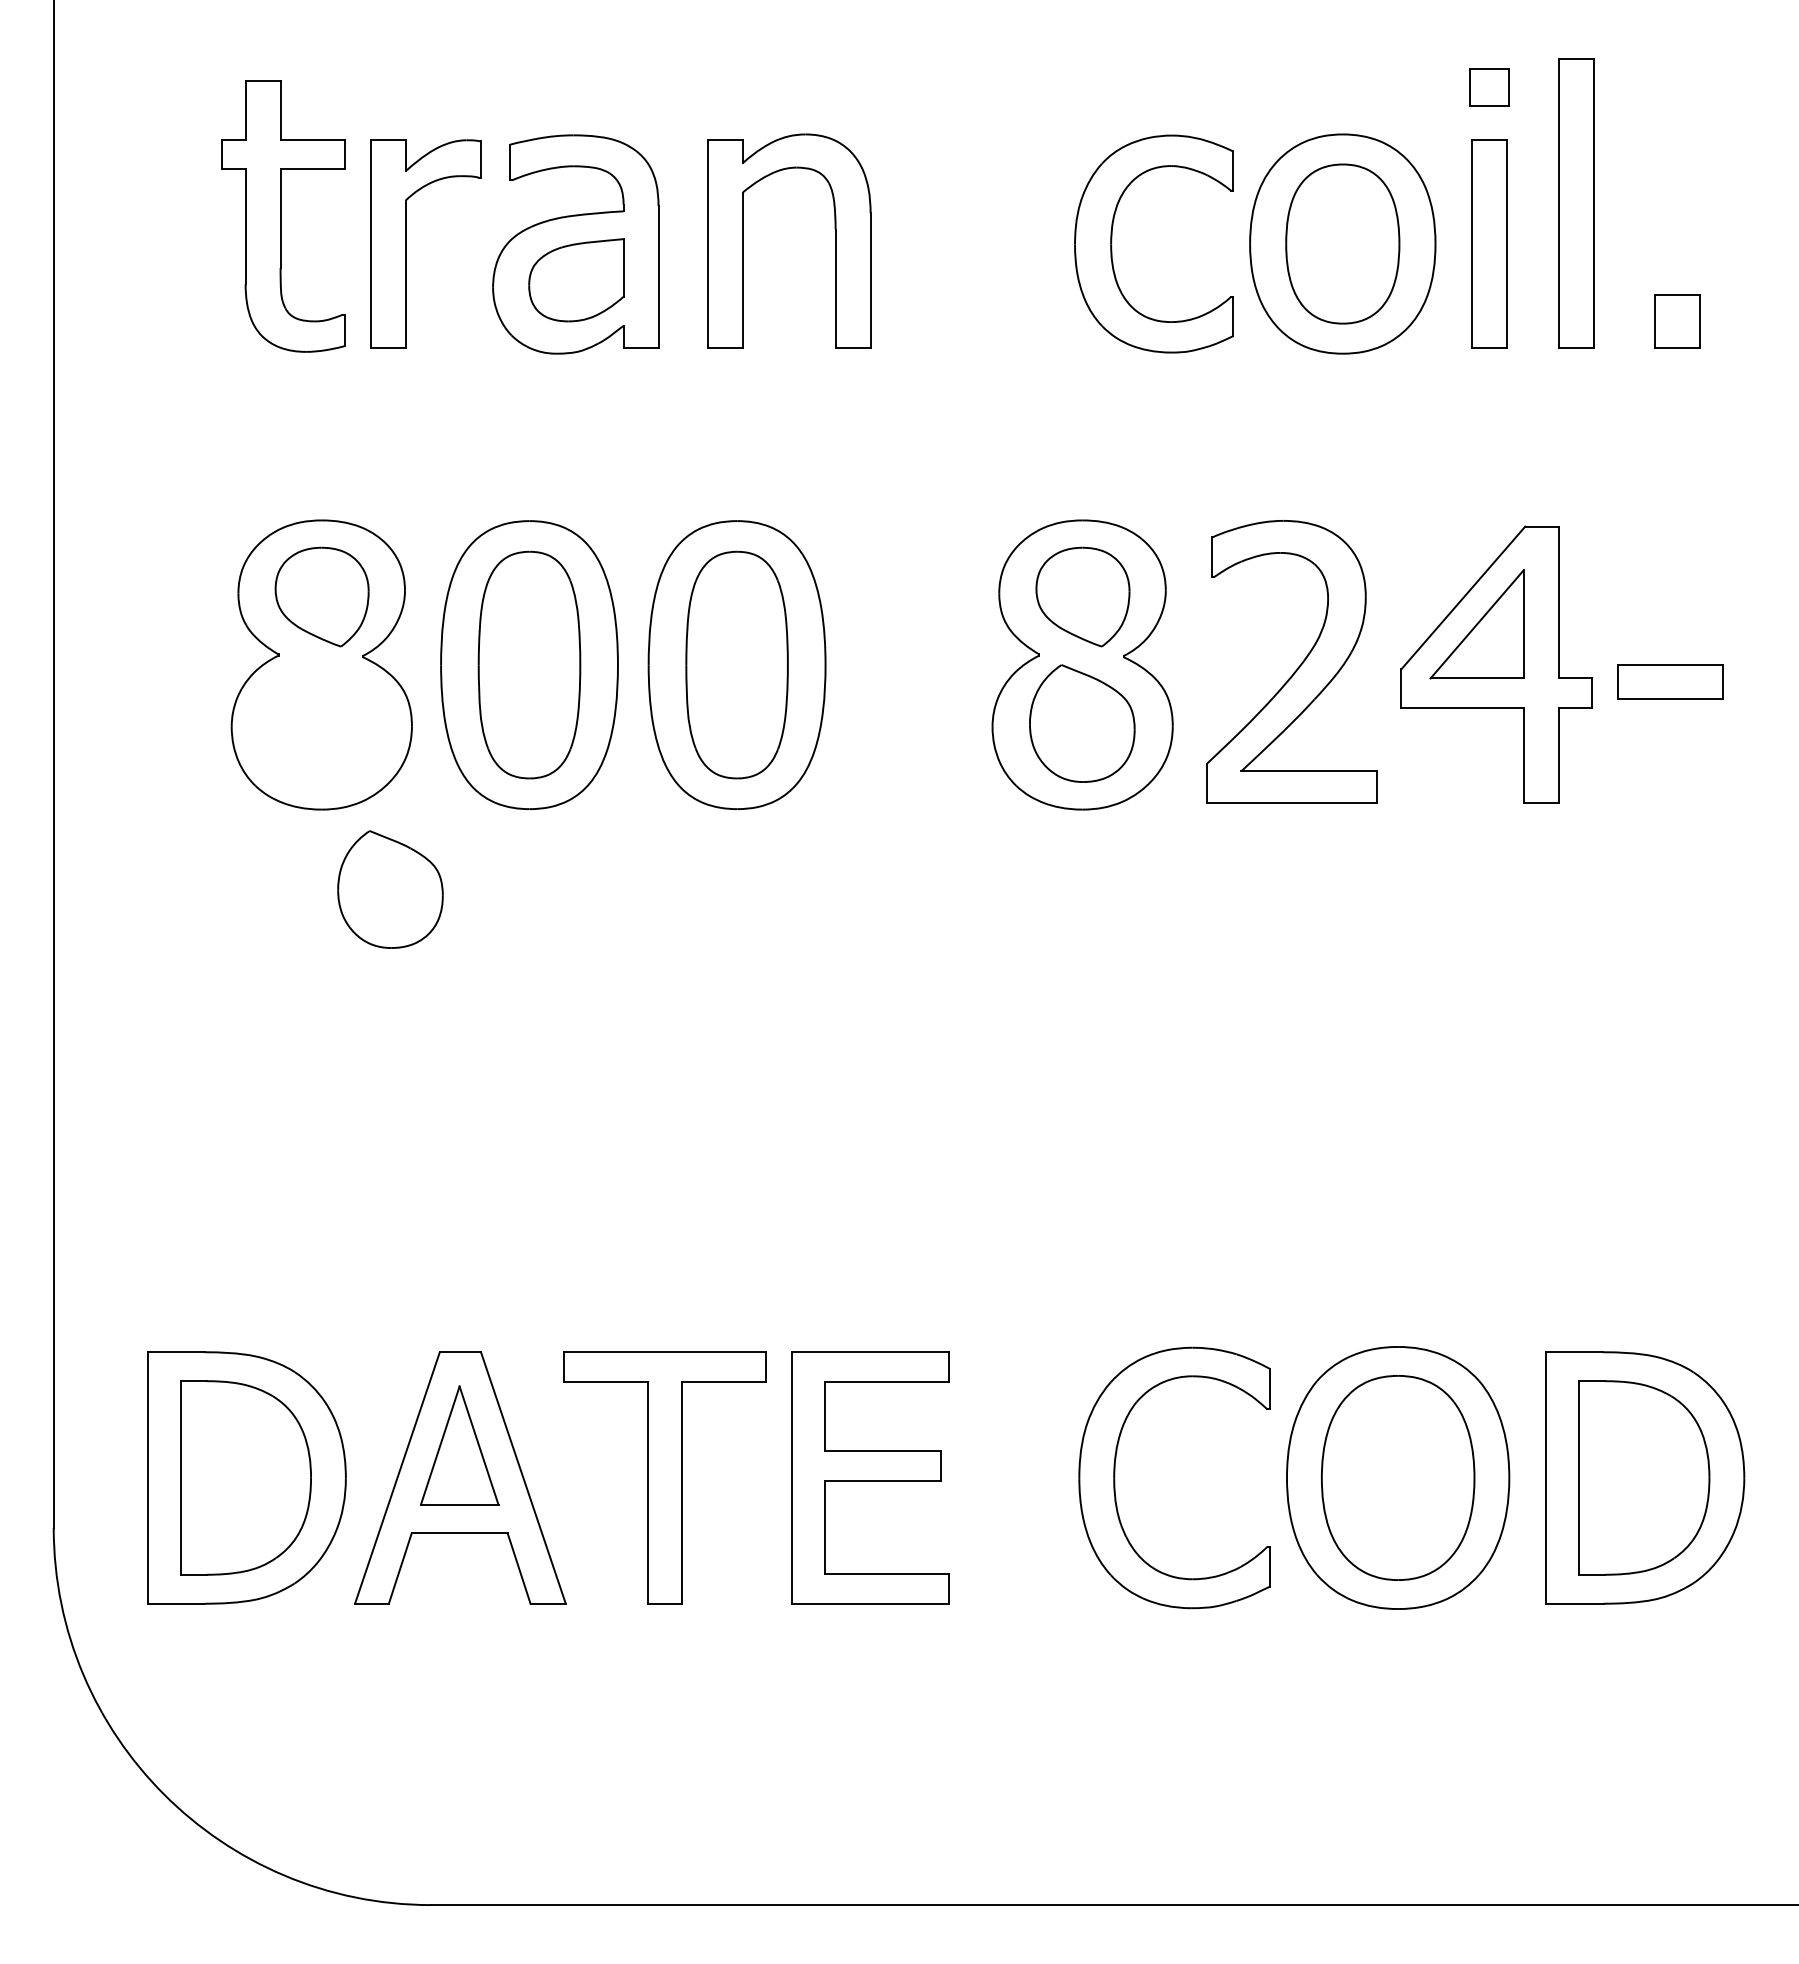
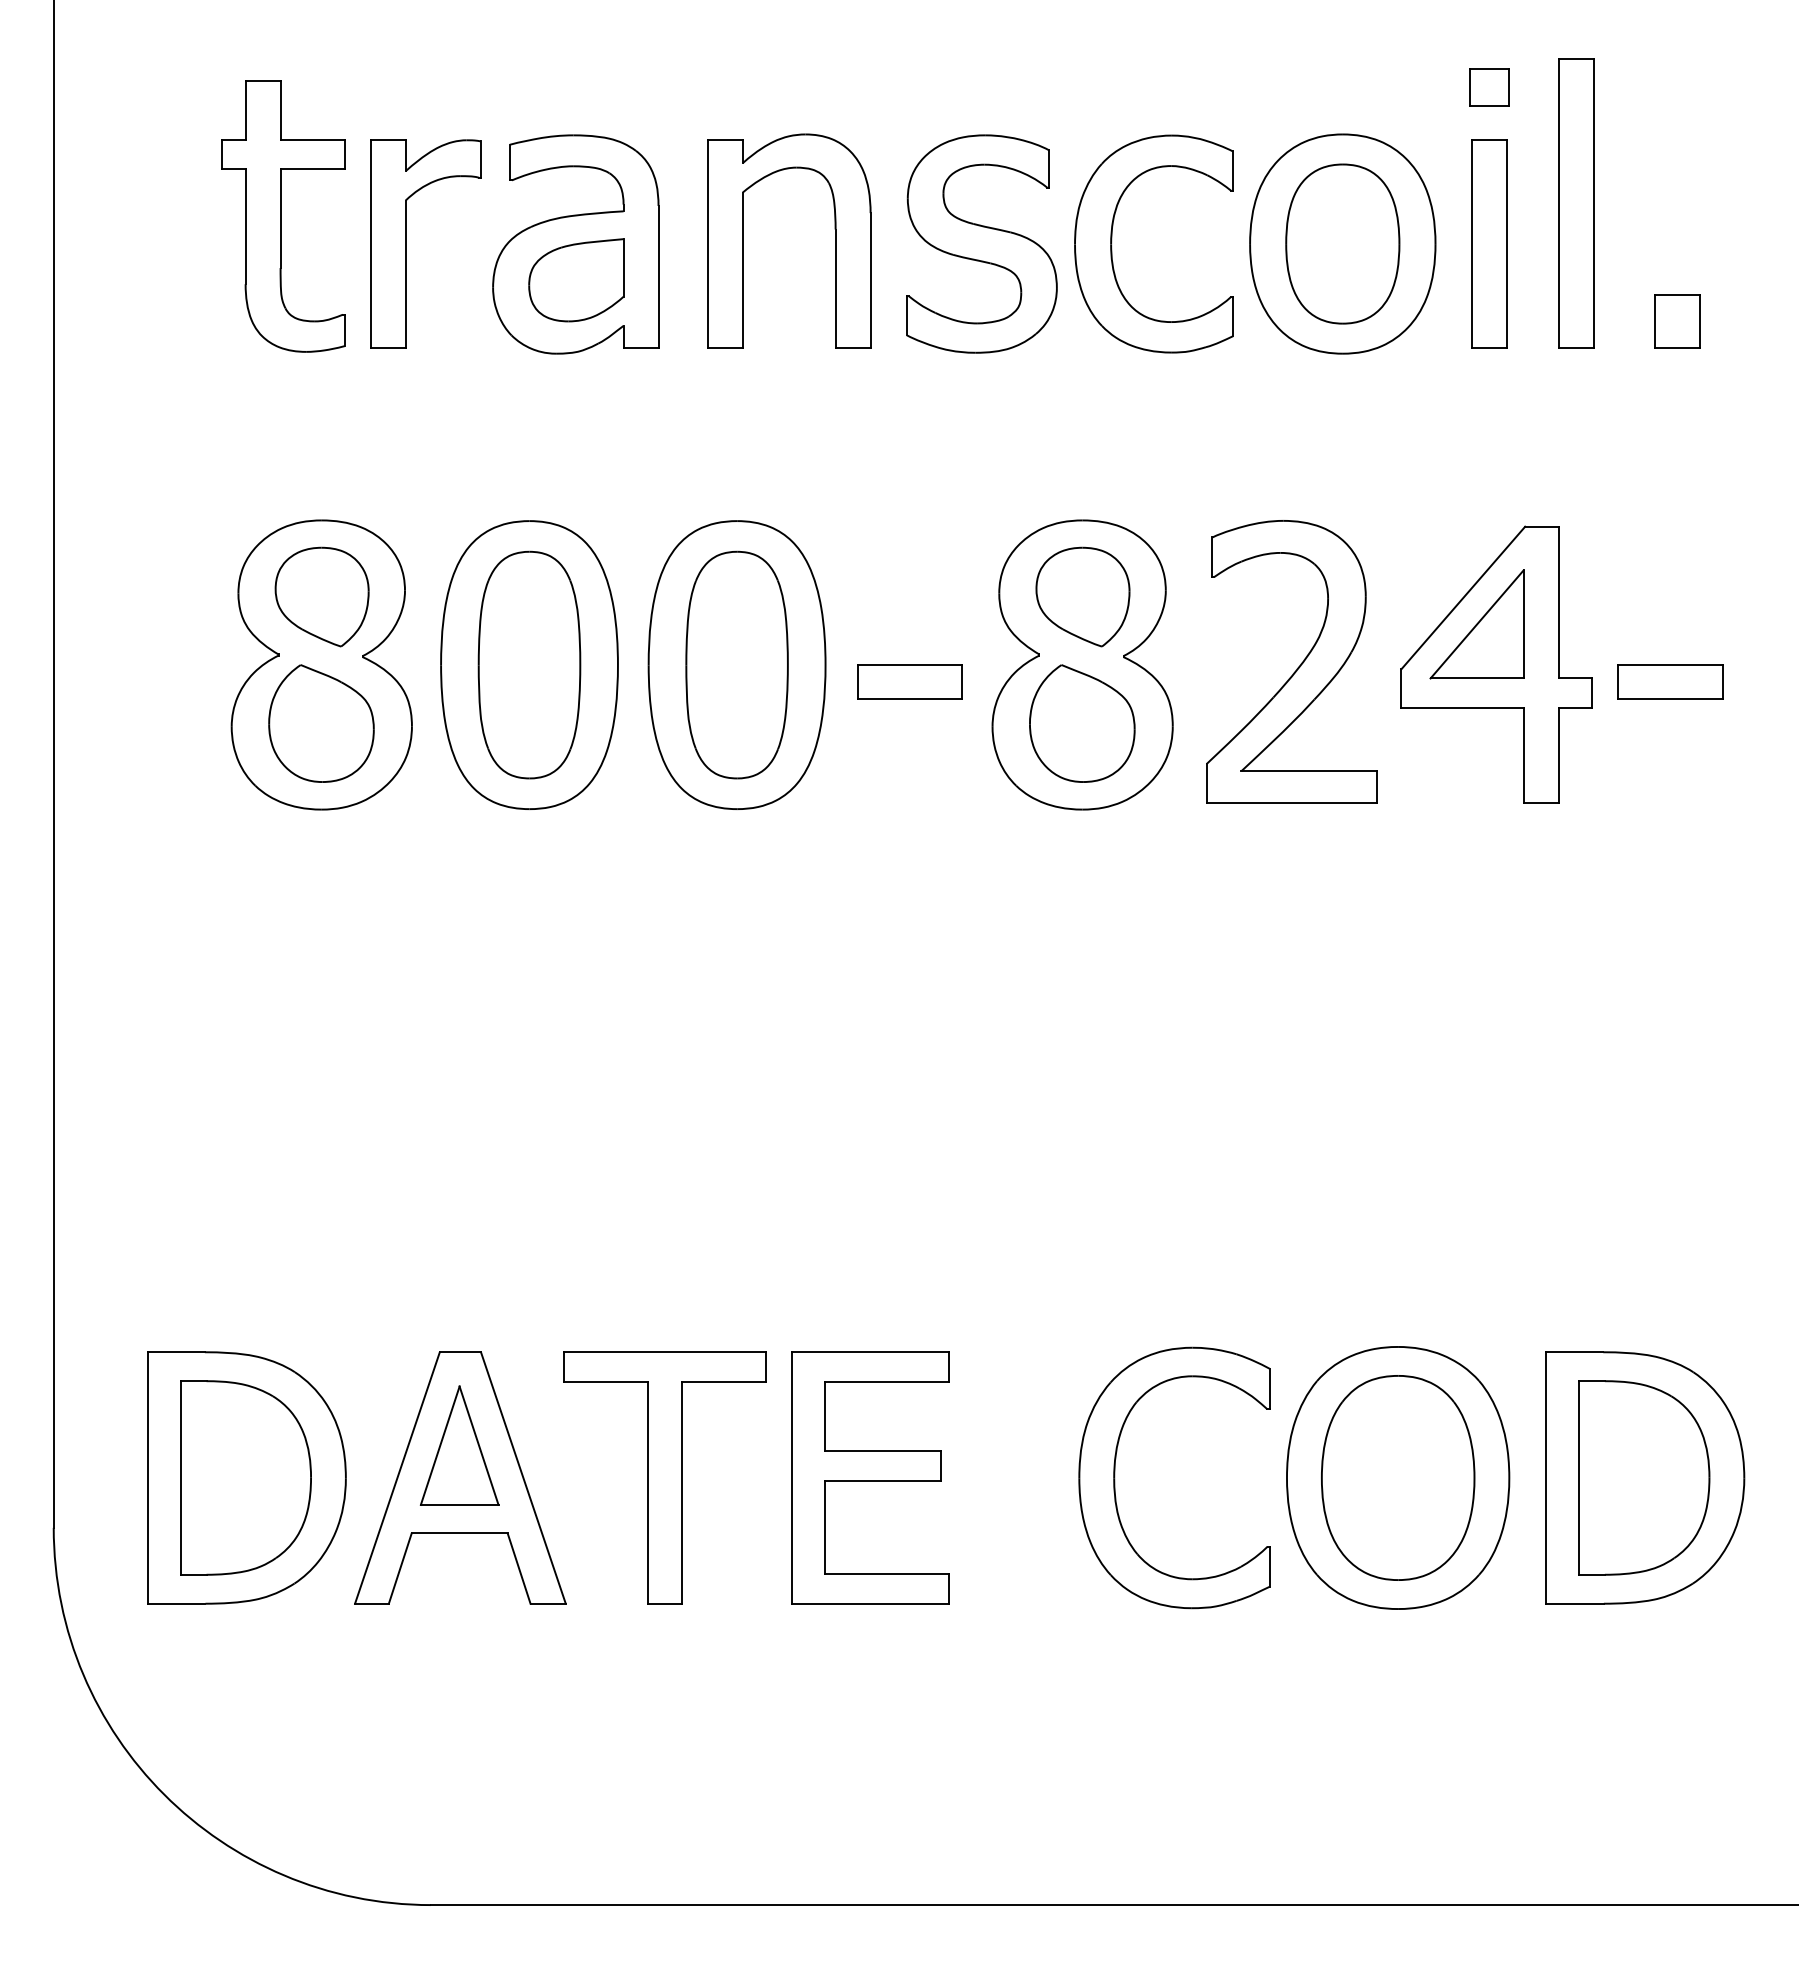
part: none -> present (981, 243)
part: none -> present (909, 681)
part position: (390, 889) -> (321, 723) (321, 723)
